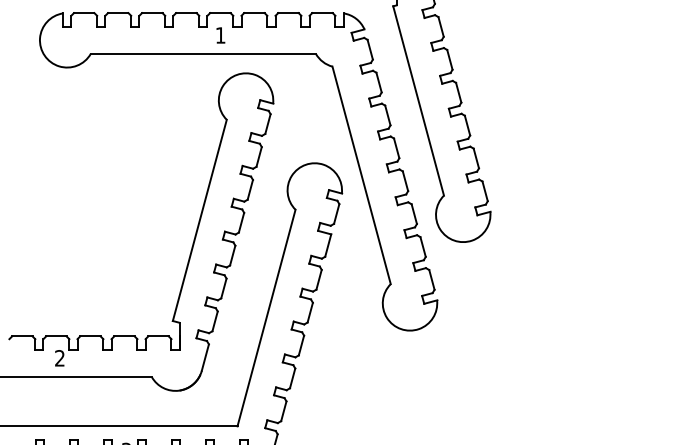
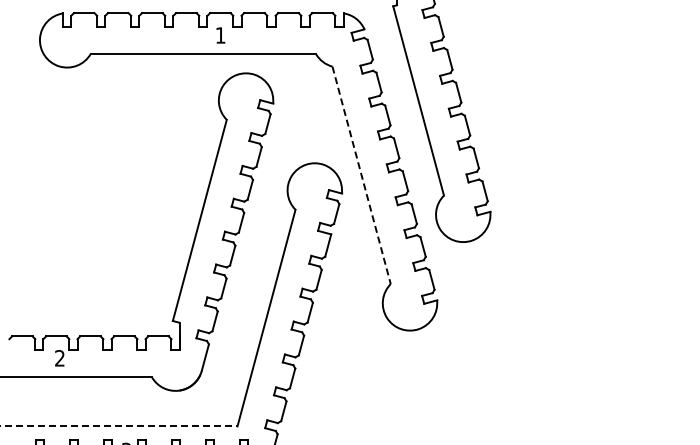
line: solid -> dashed (361, 175)
line: solid -> dashed (119, 426)
